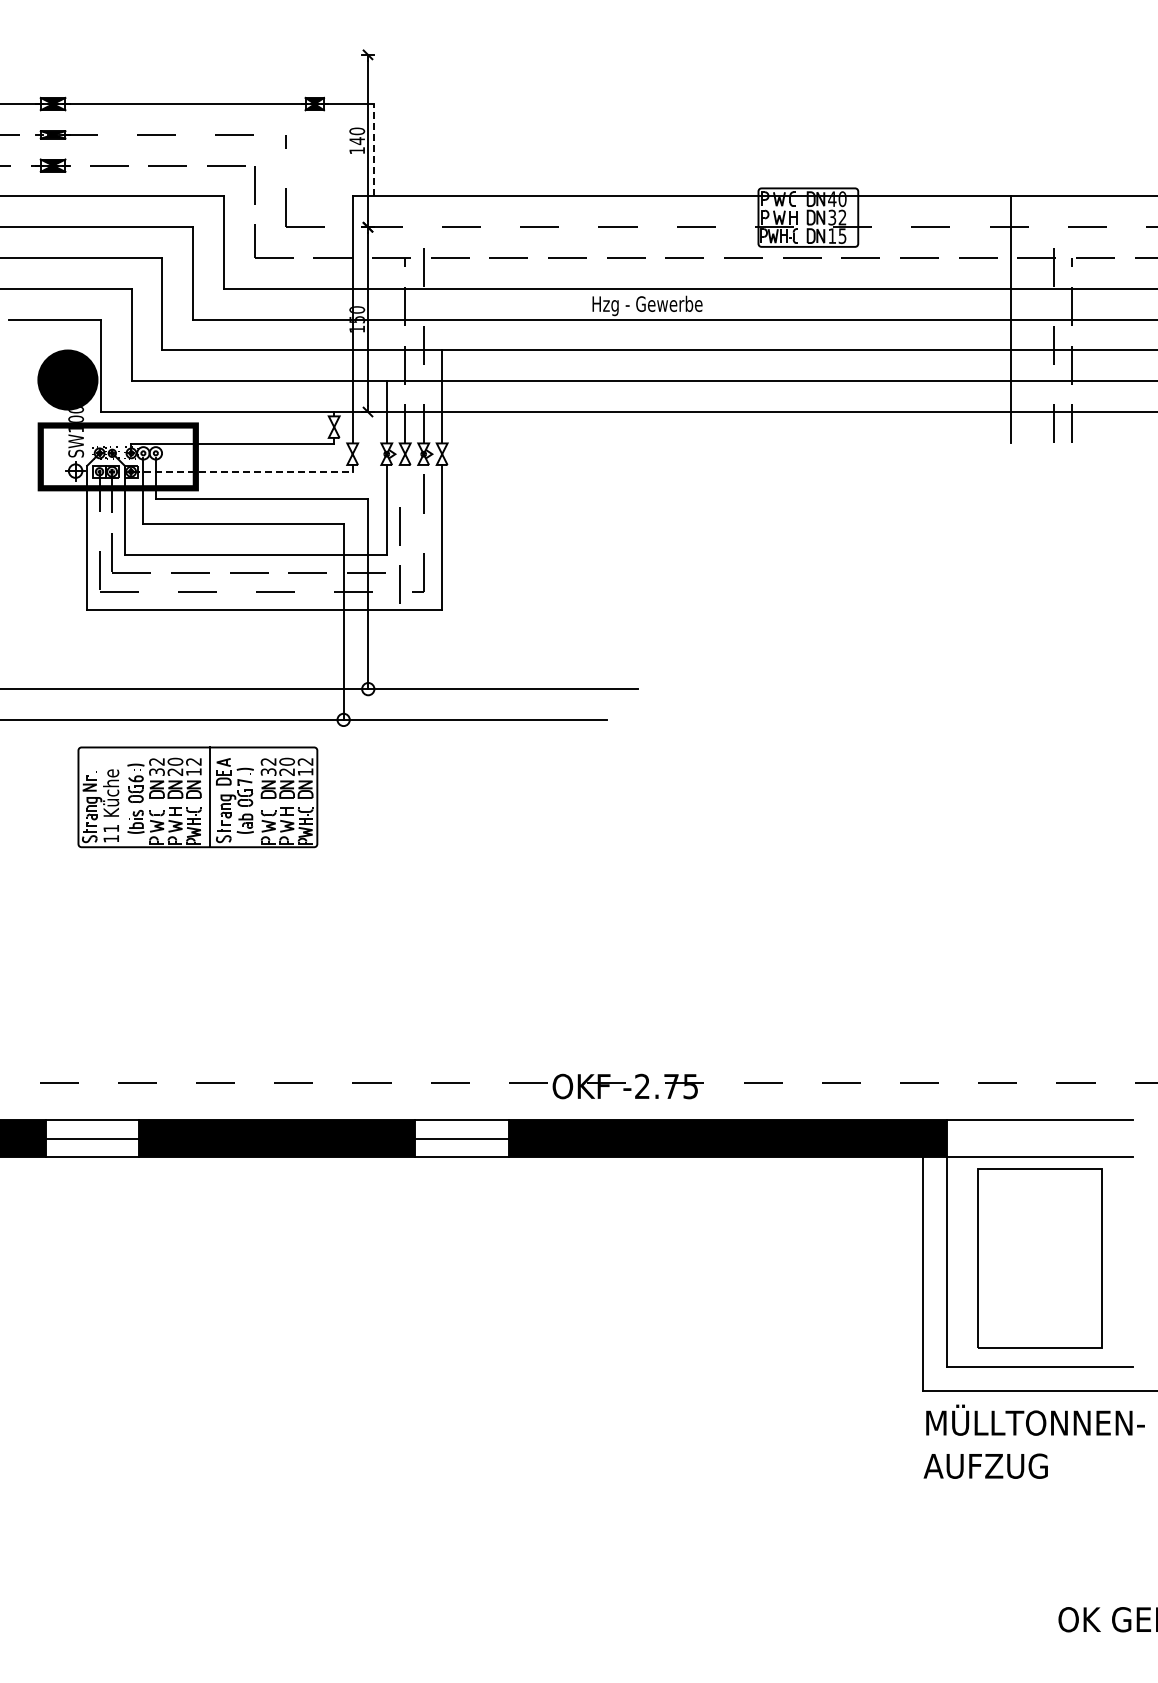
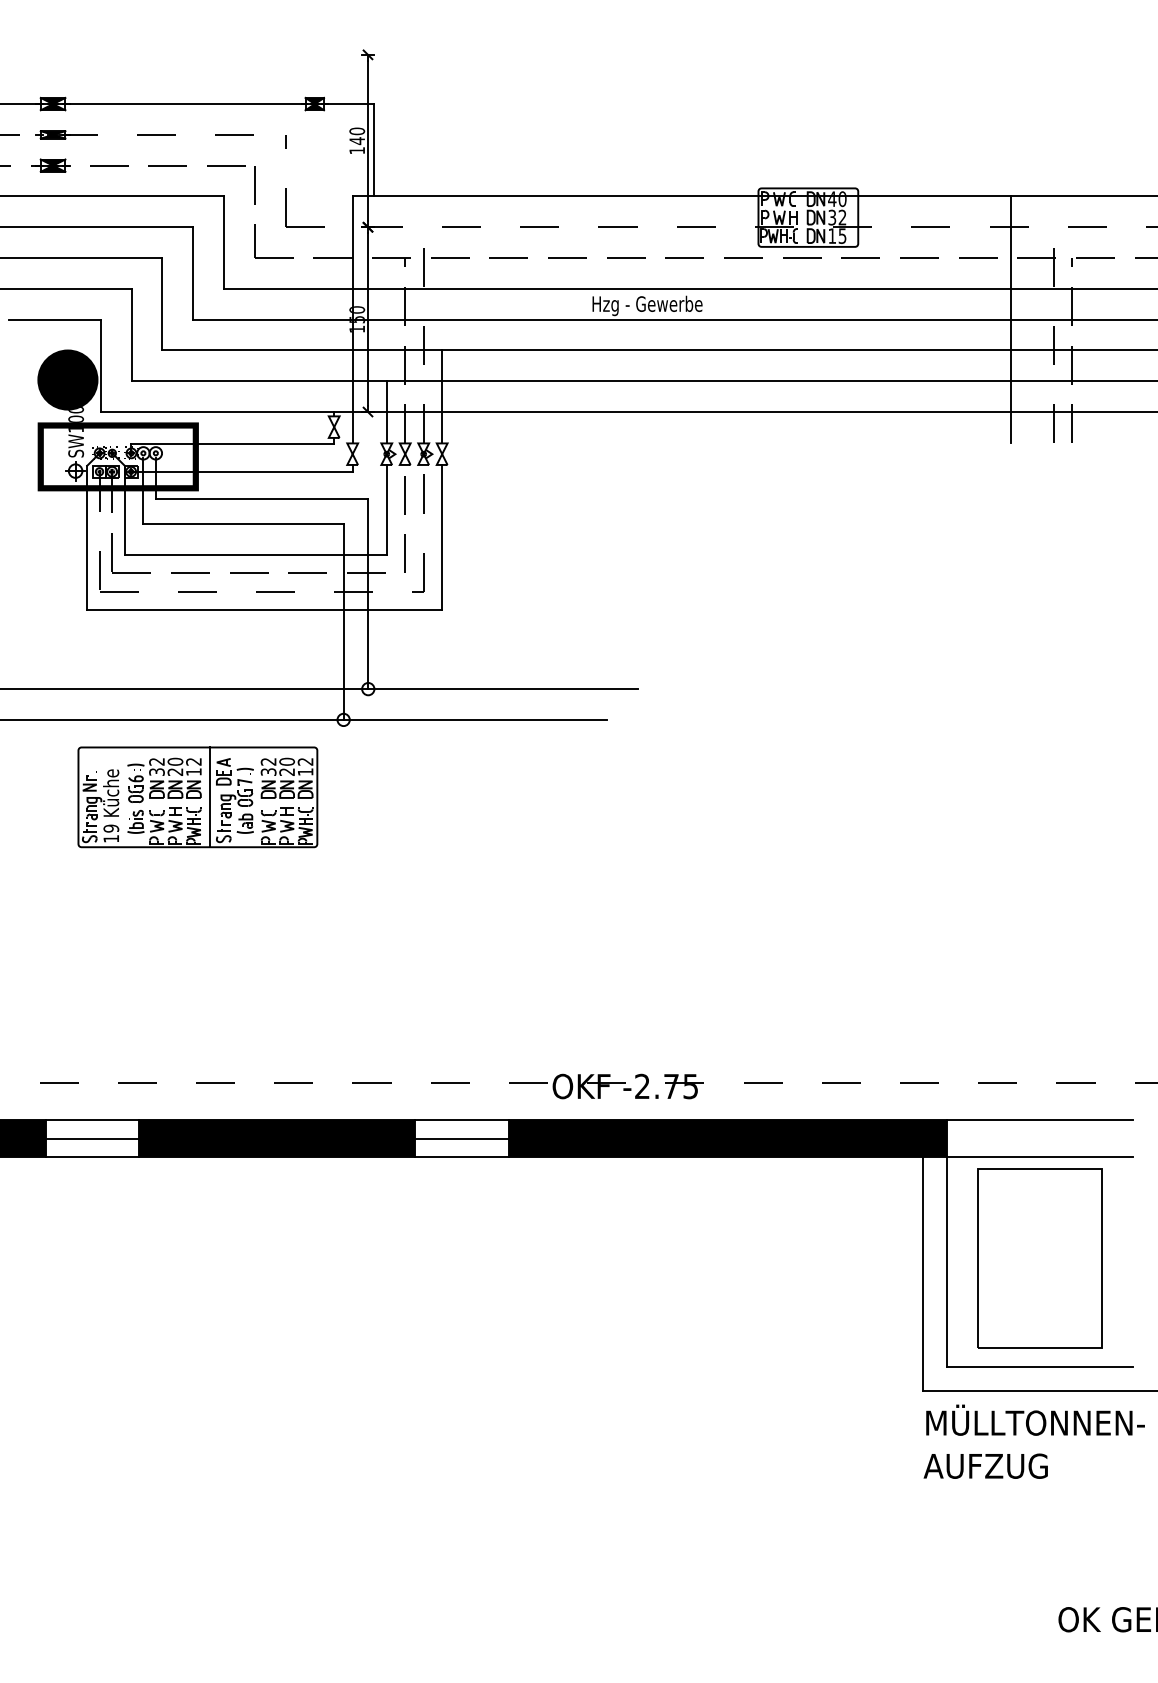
line: dashed -> solid (373, 149)
line: dashed -> solid (242, 471)
line position: (399, 545) -> (404, 514) (404, 514)
text: 11 -> 19 (111, 828)
